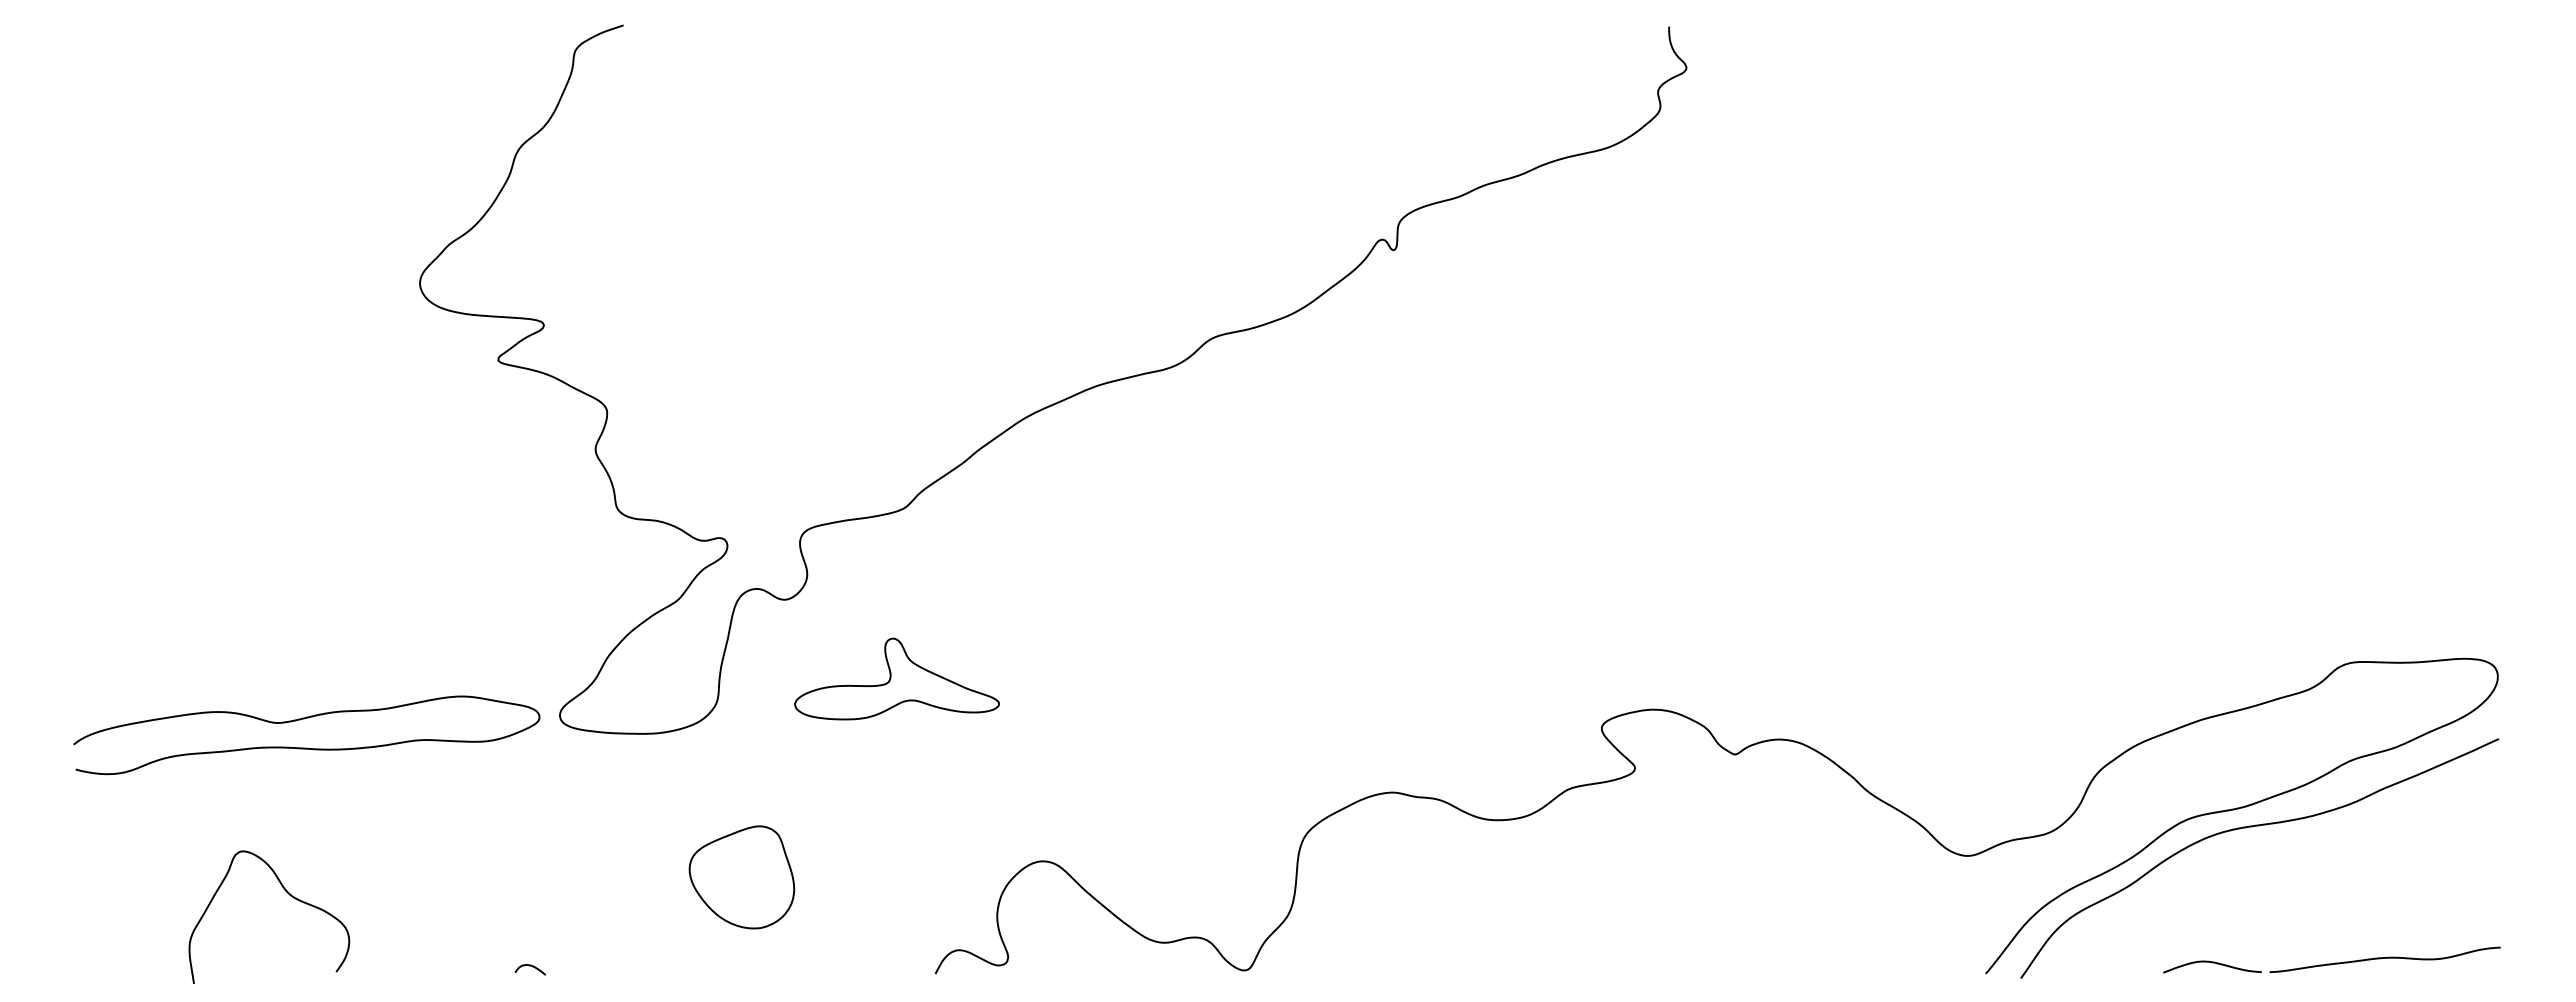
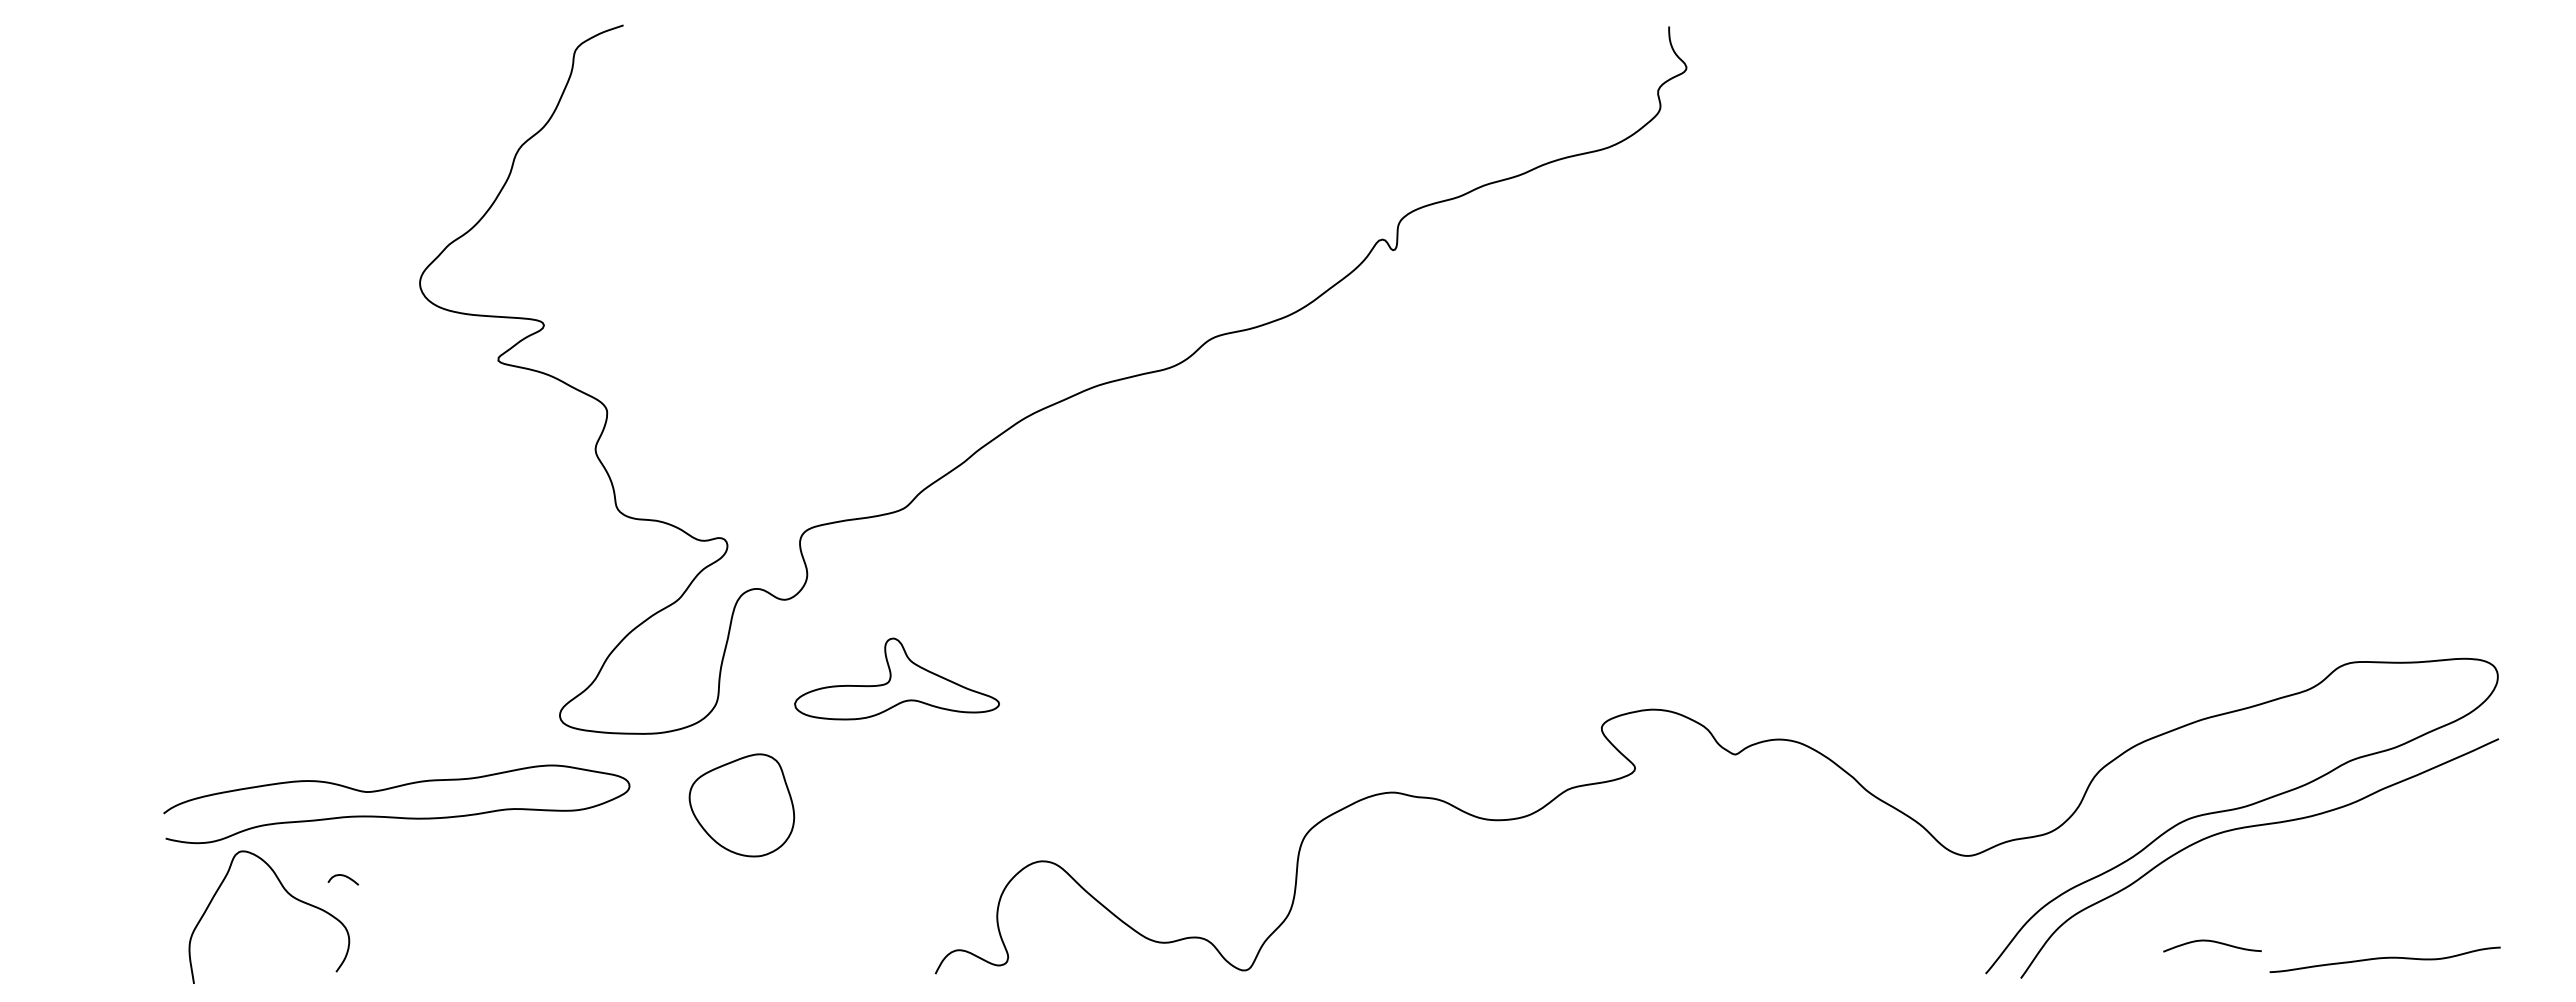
curve position: (306, 747) -> (396, 816) (396, 816)
part position: (741, 877) -> (741, 805) (741, 805)
curve position: (2212, 963) -> (2212, 942) (2212, 942)
curve position: (532, 967) -> (345, 877) (345, 877)
